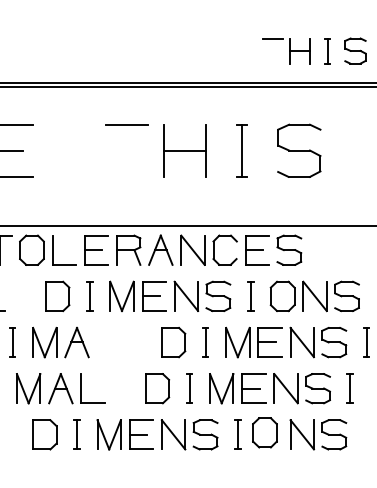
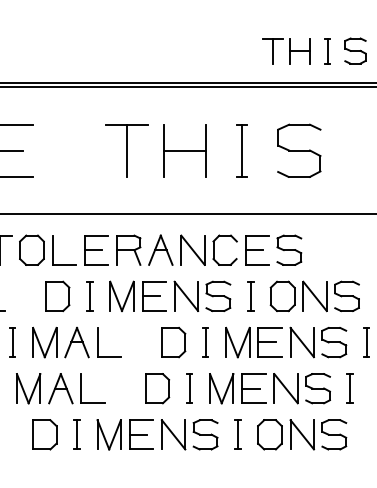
line: none -> present (272, 50)
line: none -> present (127, 150)
line position: (187, 225) -> (187, 213) (187, 213)
part: none -> present (98, 342)
part position: (264, 432) -> (269, 434) (269, 434)
